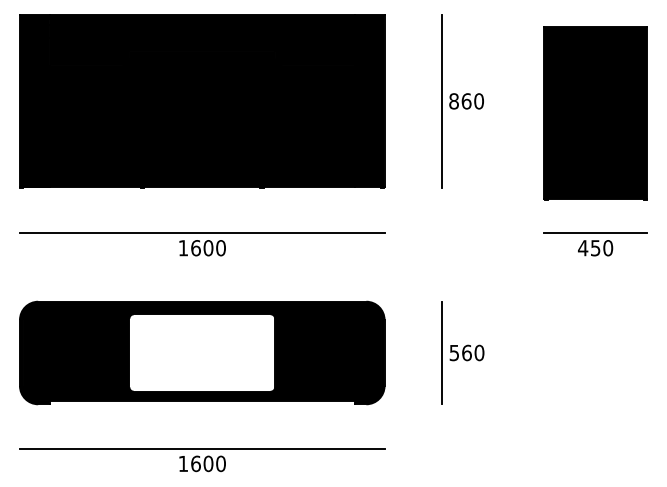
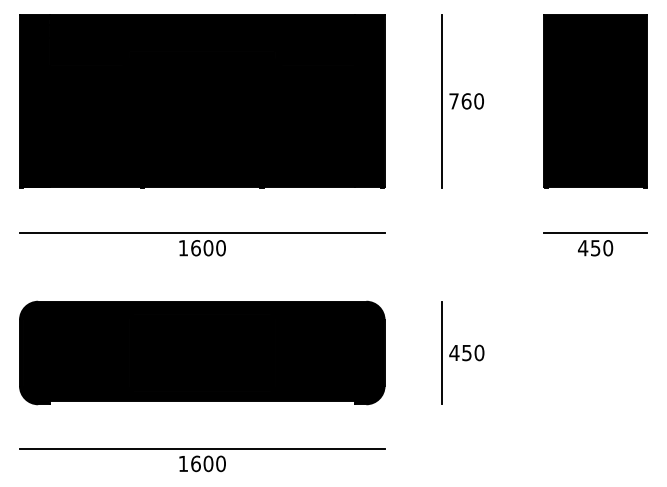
text: 860 -> 760 (453, 101)
part position: (595, 113) -> (595, 101) (595, 101)
fill: none -> present (202, 352)
text: 560 -> 450 (460, 352)
